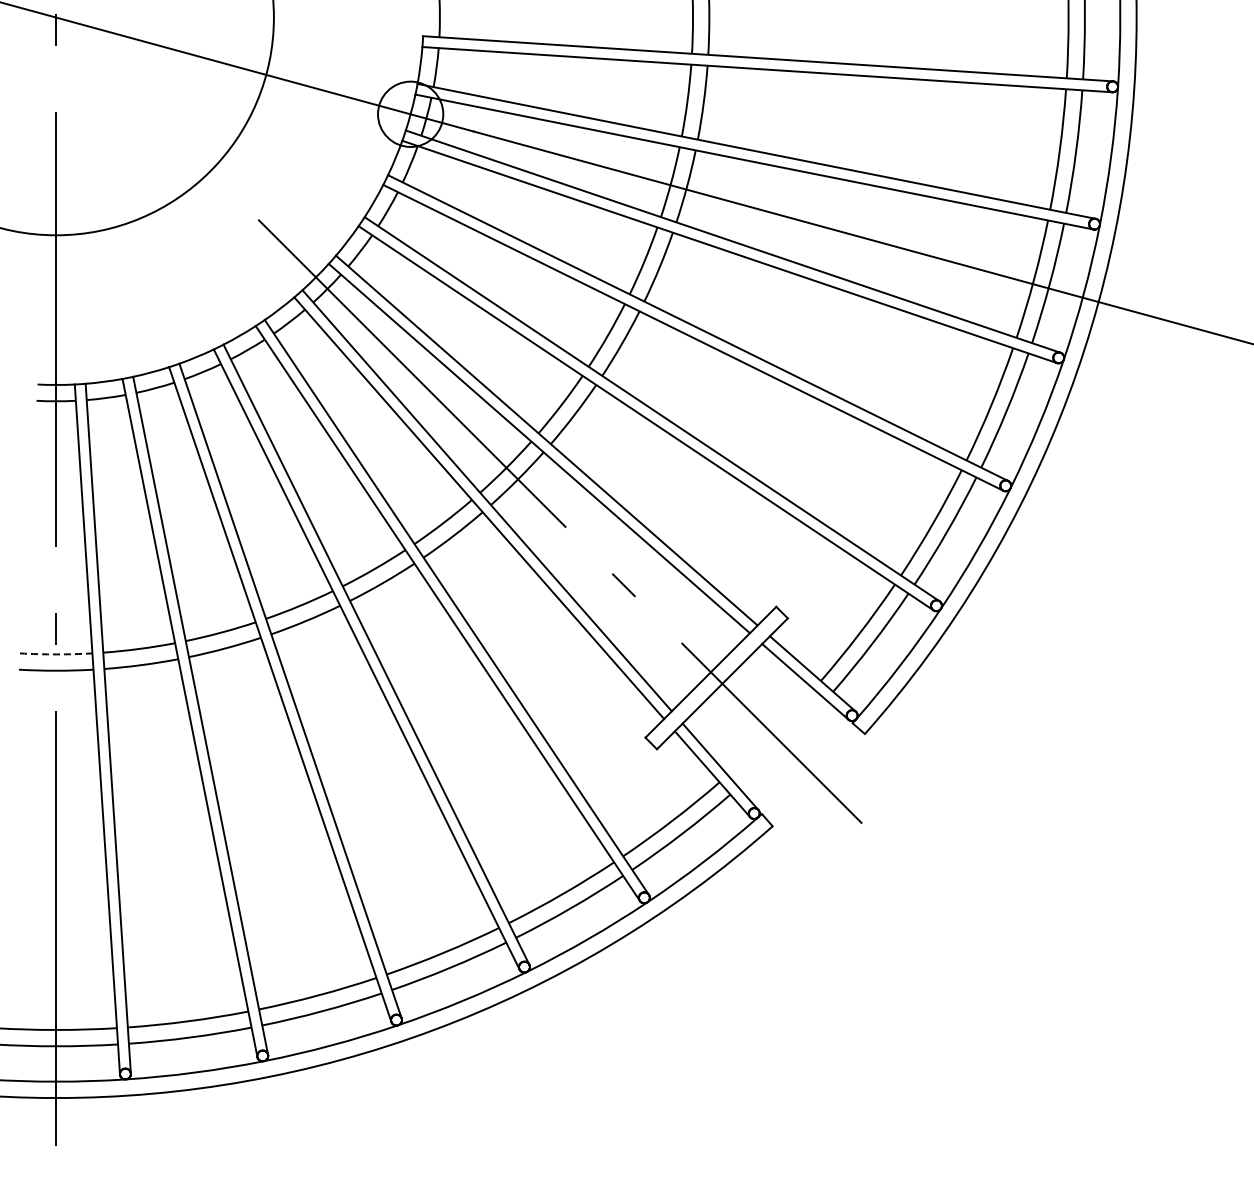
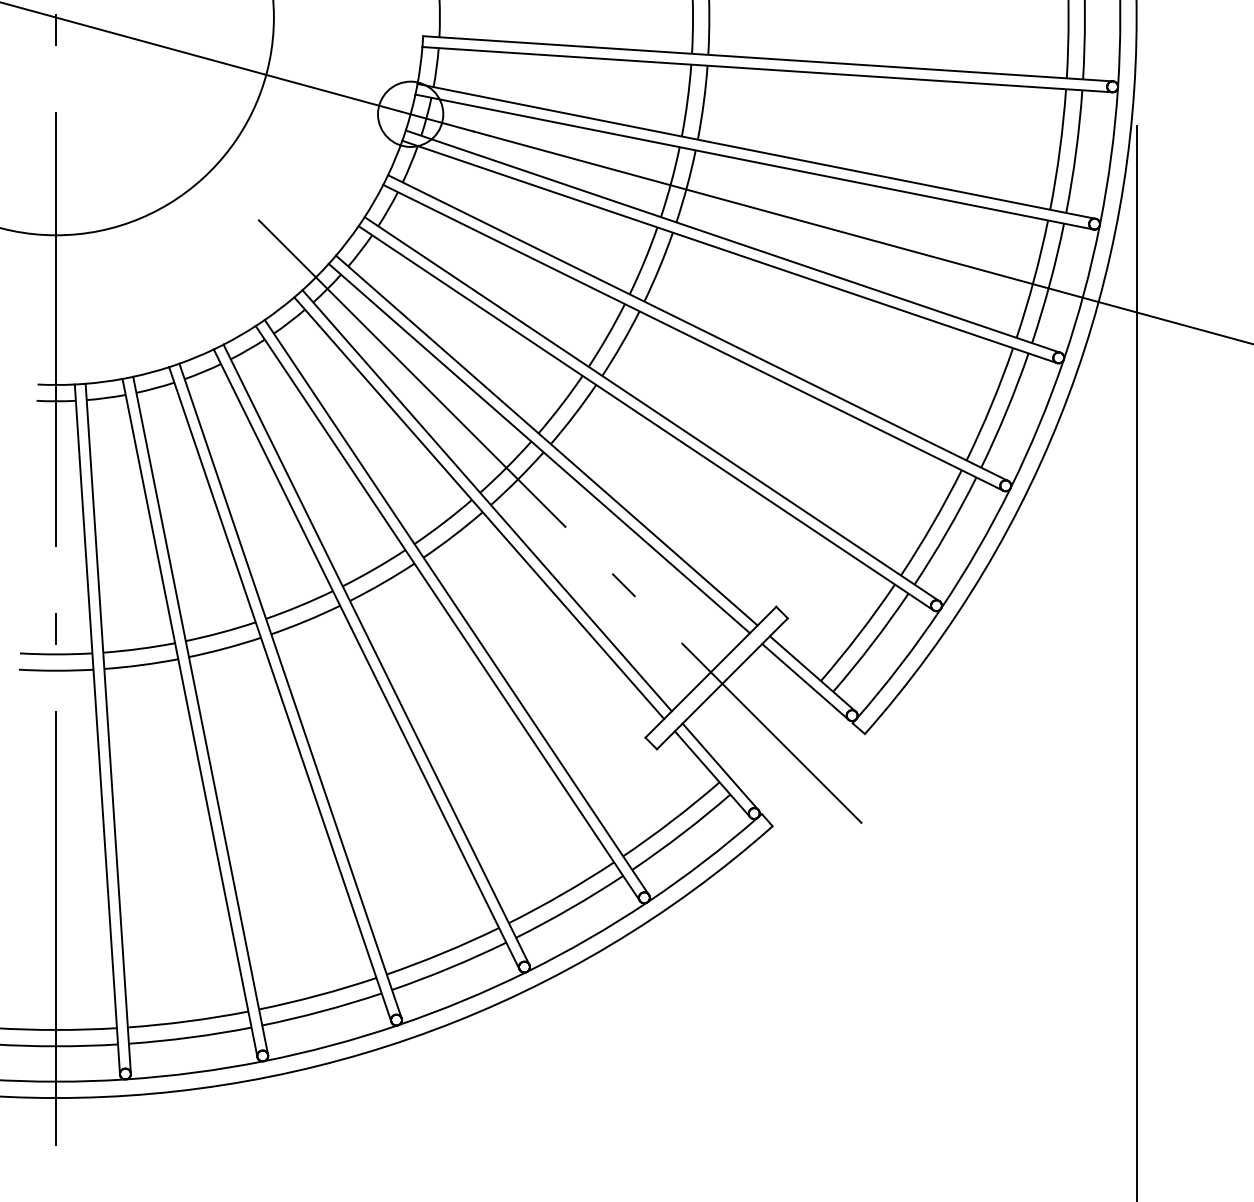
arc: dashed -> solid (56, 654)
line: none -> present (1136, 662)
